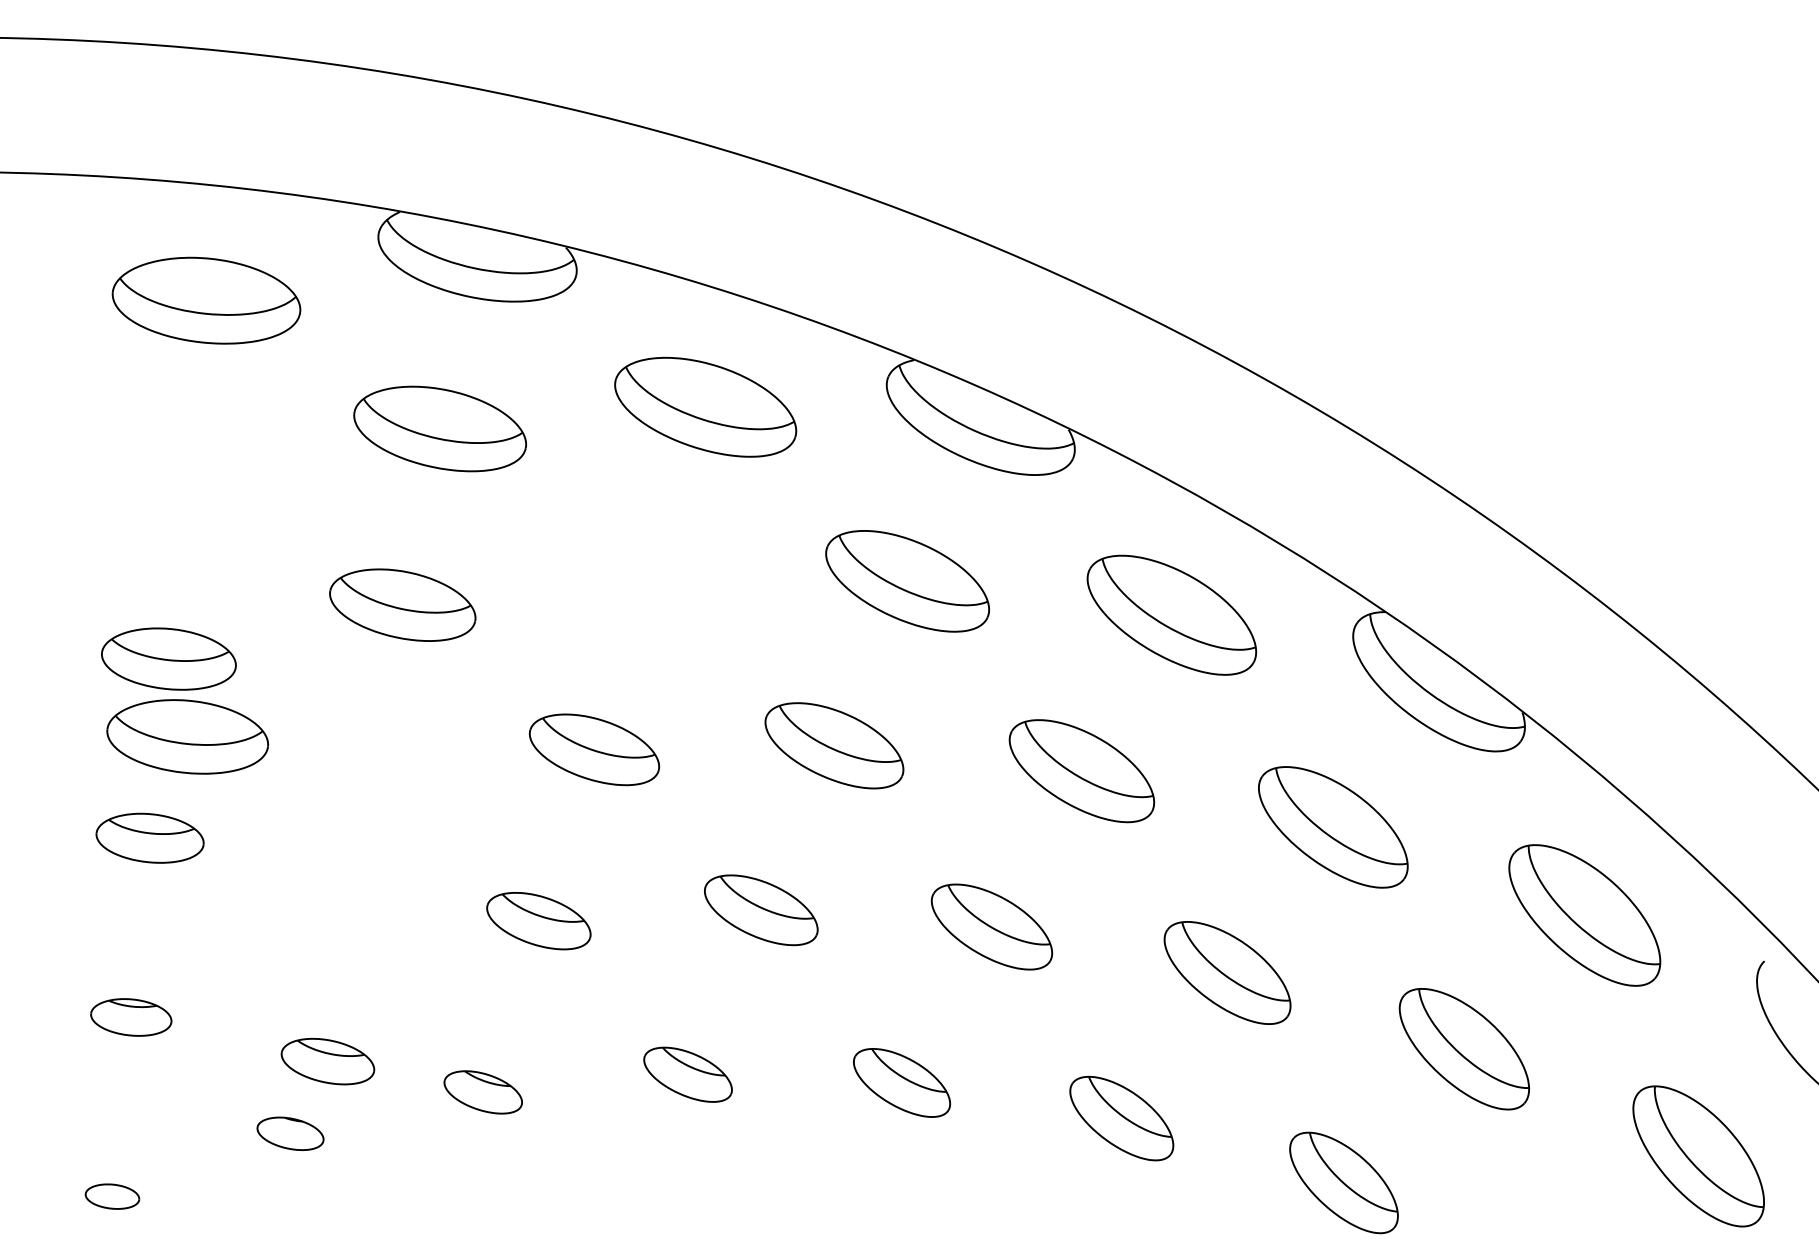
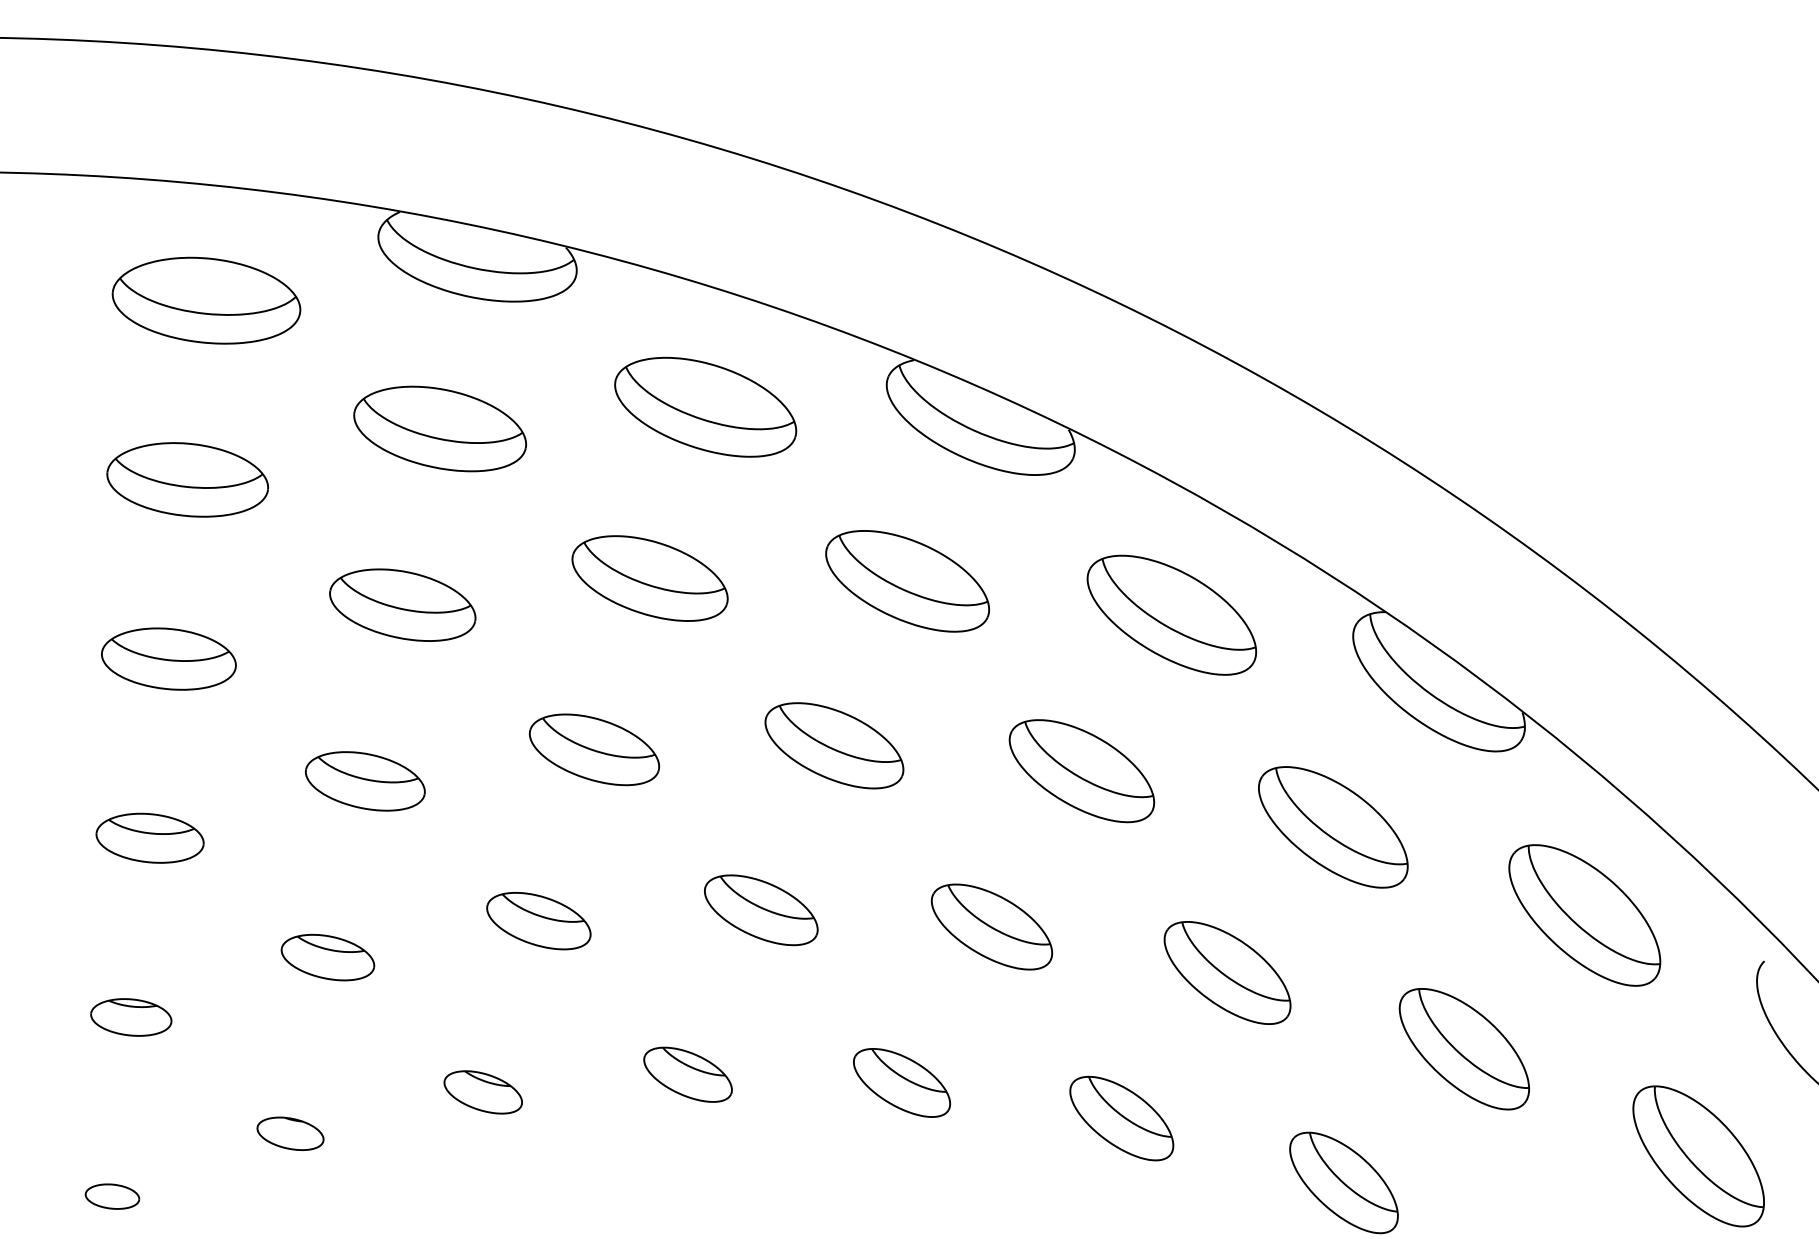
part: none -> present (649, 578)
part position: (187, 736) -> (187, 479) (187, 479)
part: none -> present (365, 781)
part position: (327, 1061) -> (327, 957) (327, 957)
